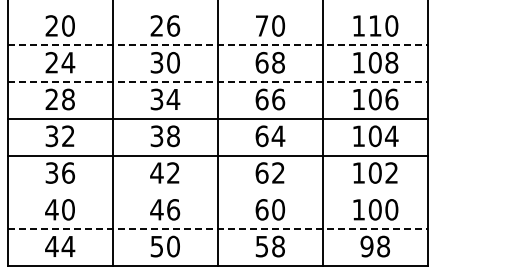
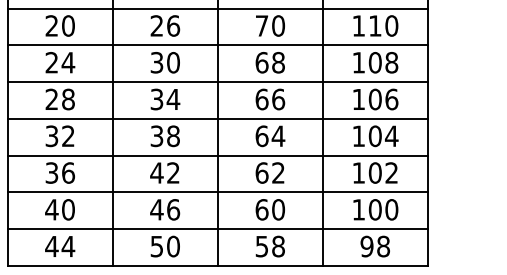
line: none -> present (217, 8)
line: dashed -> solid (218, 45)
line: dashed -> solid (218, 82)
line: none -> present (217, 192)
line: dashed -> solid (218, 229)
